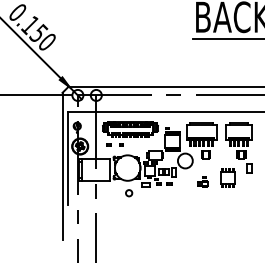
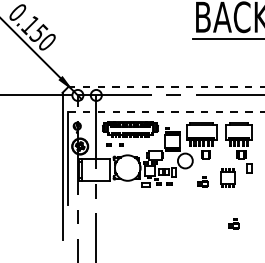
line: solid -> dashed (166, 87)
line: solid -> dashed (167, 112)
circle: present -> none (129, 193)
part: none -> present (233, 223)
